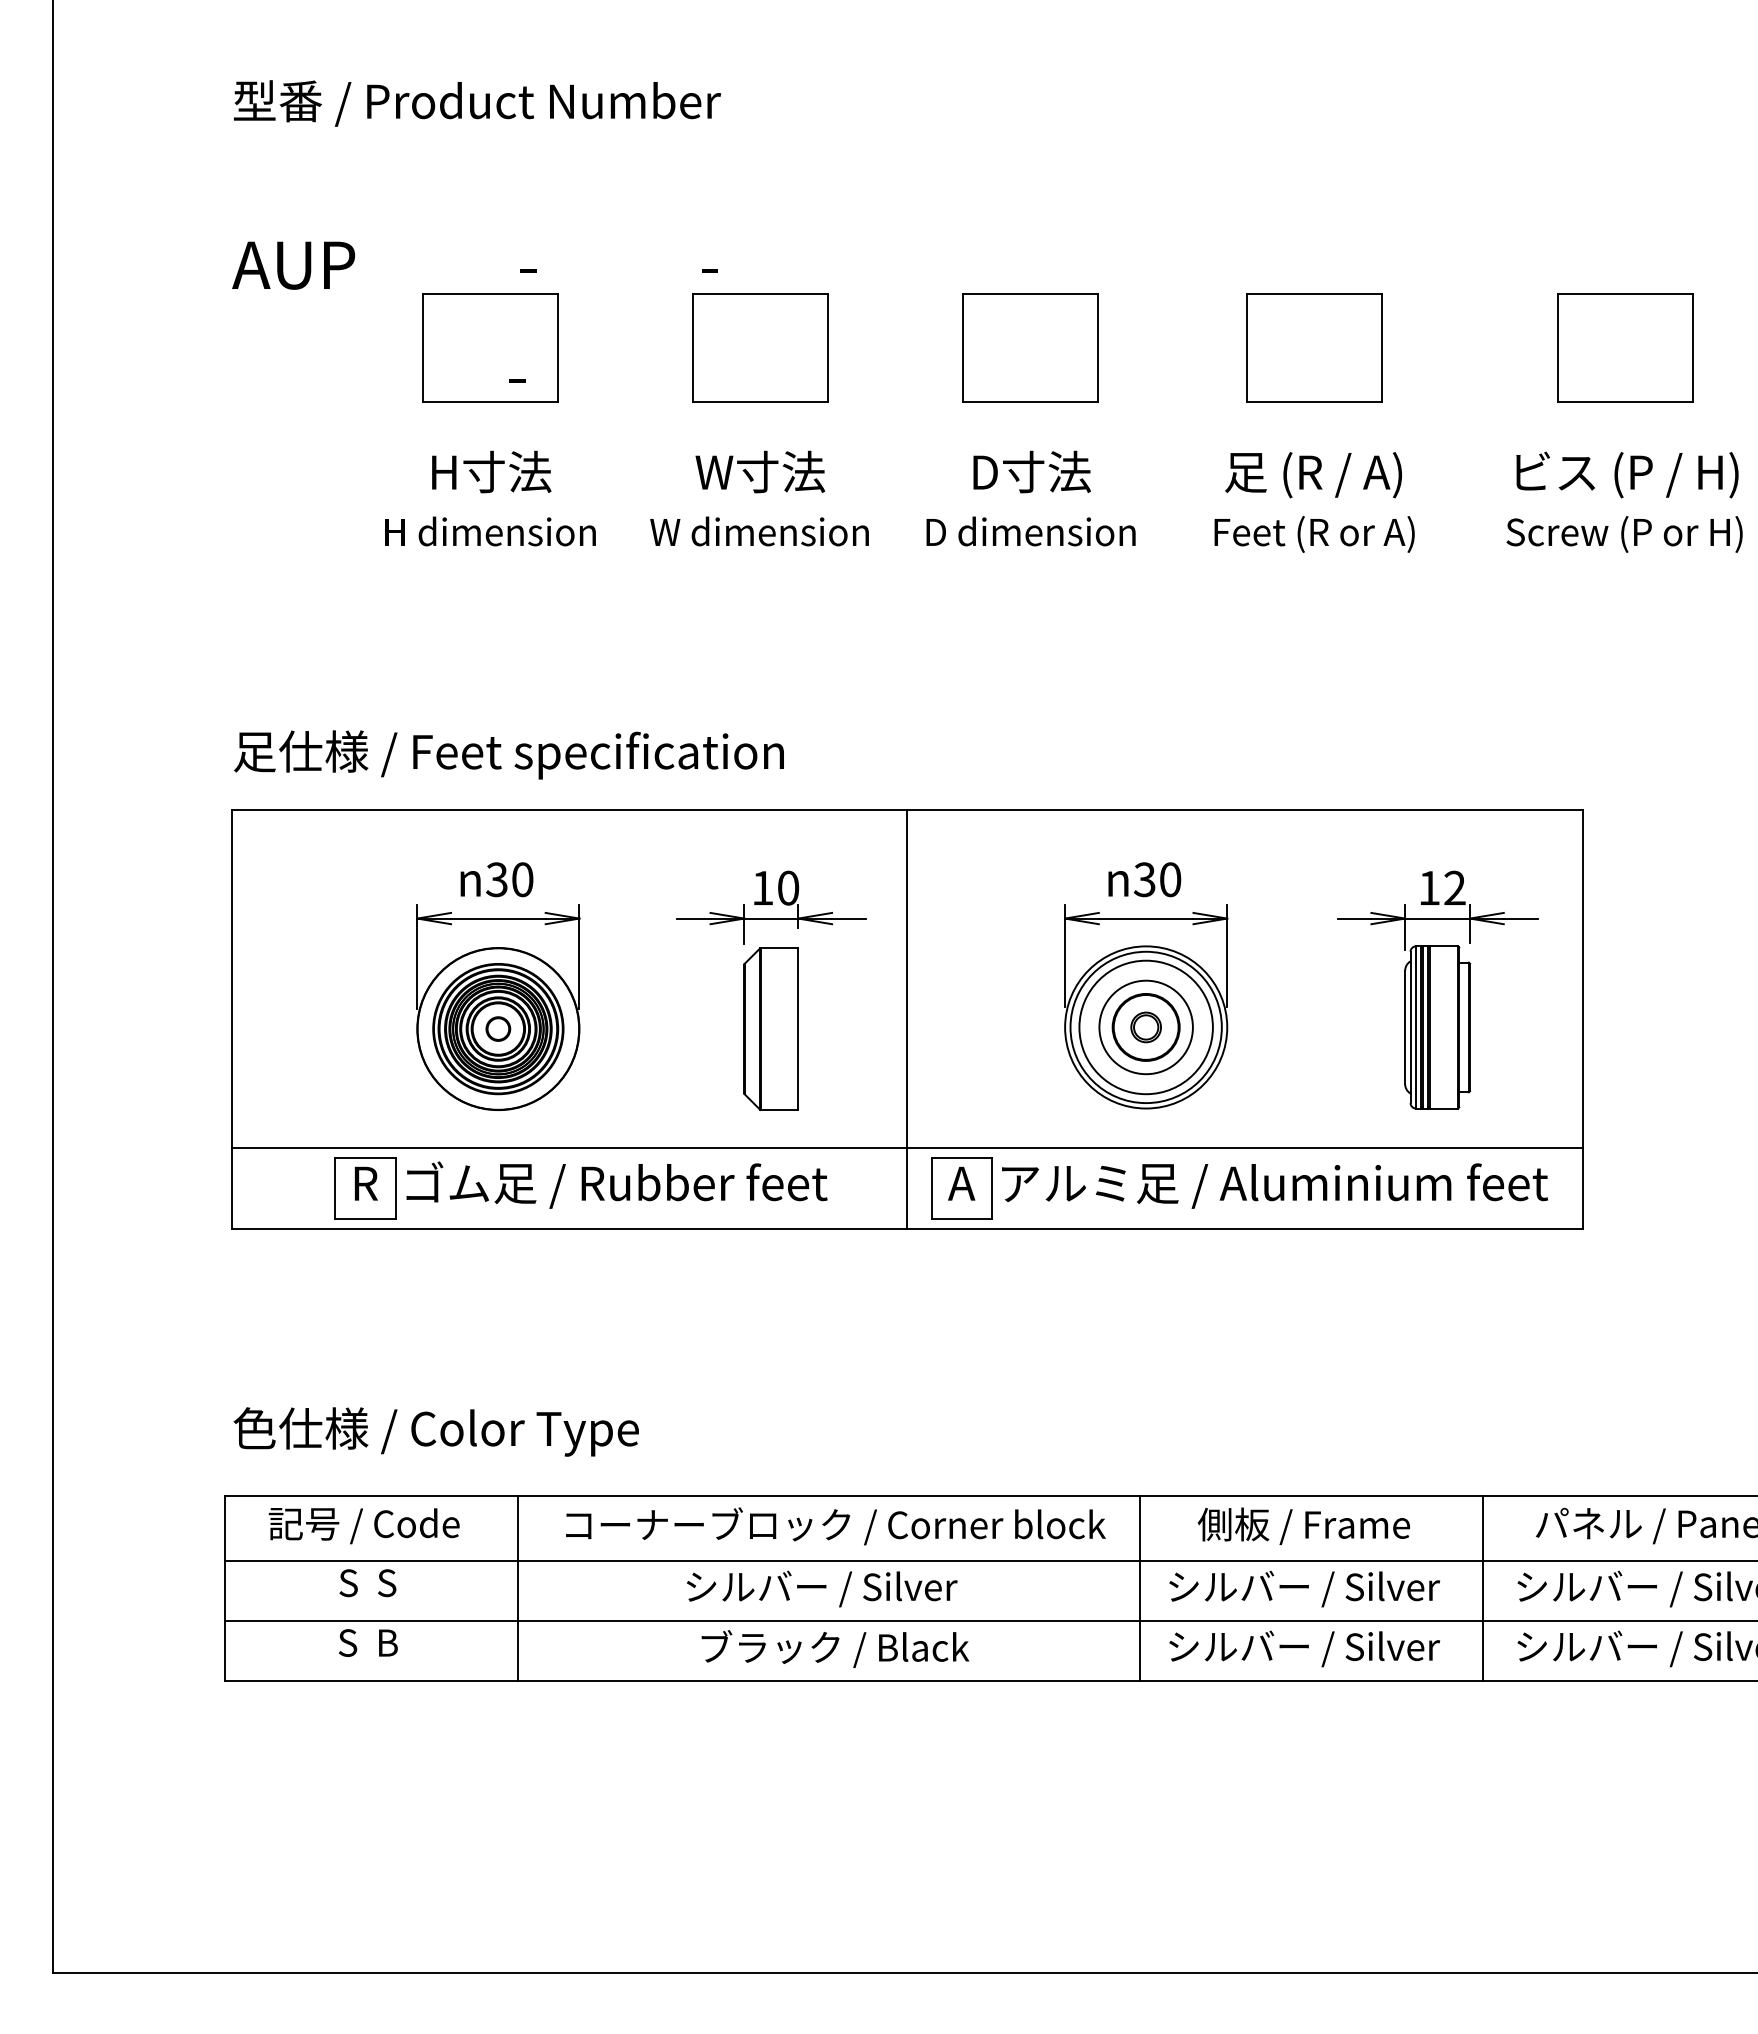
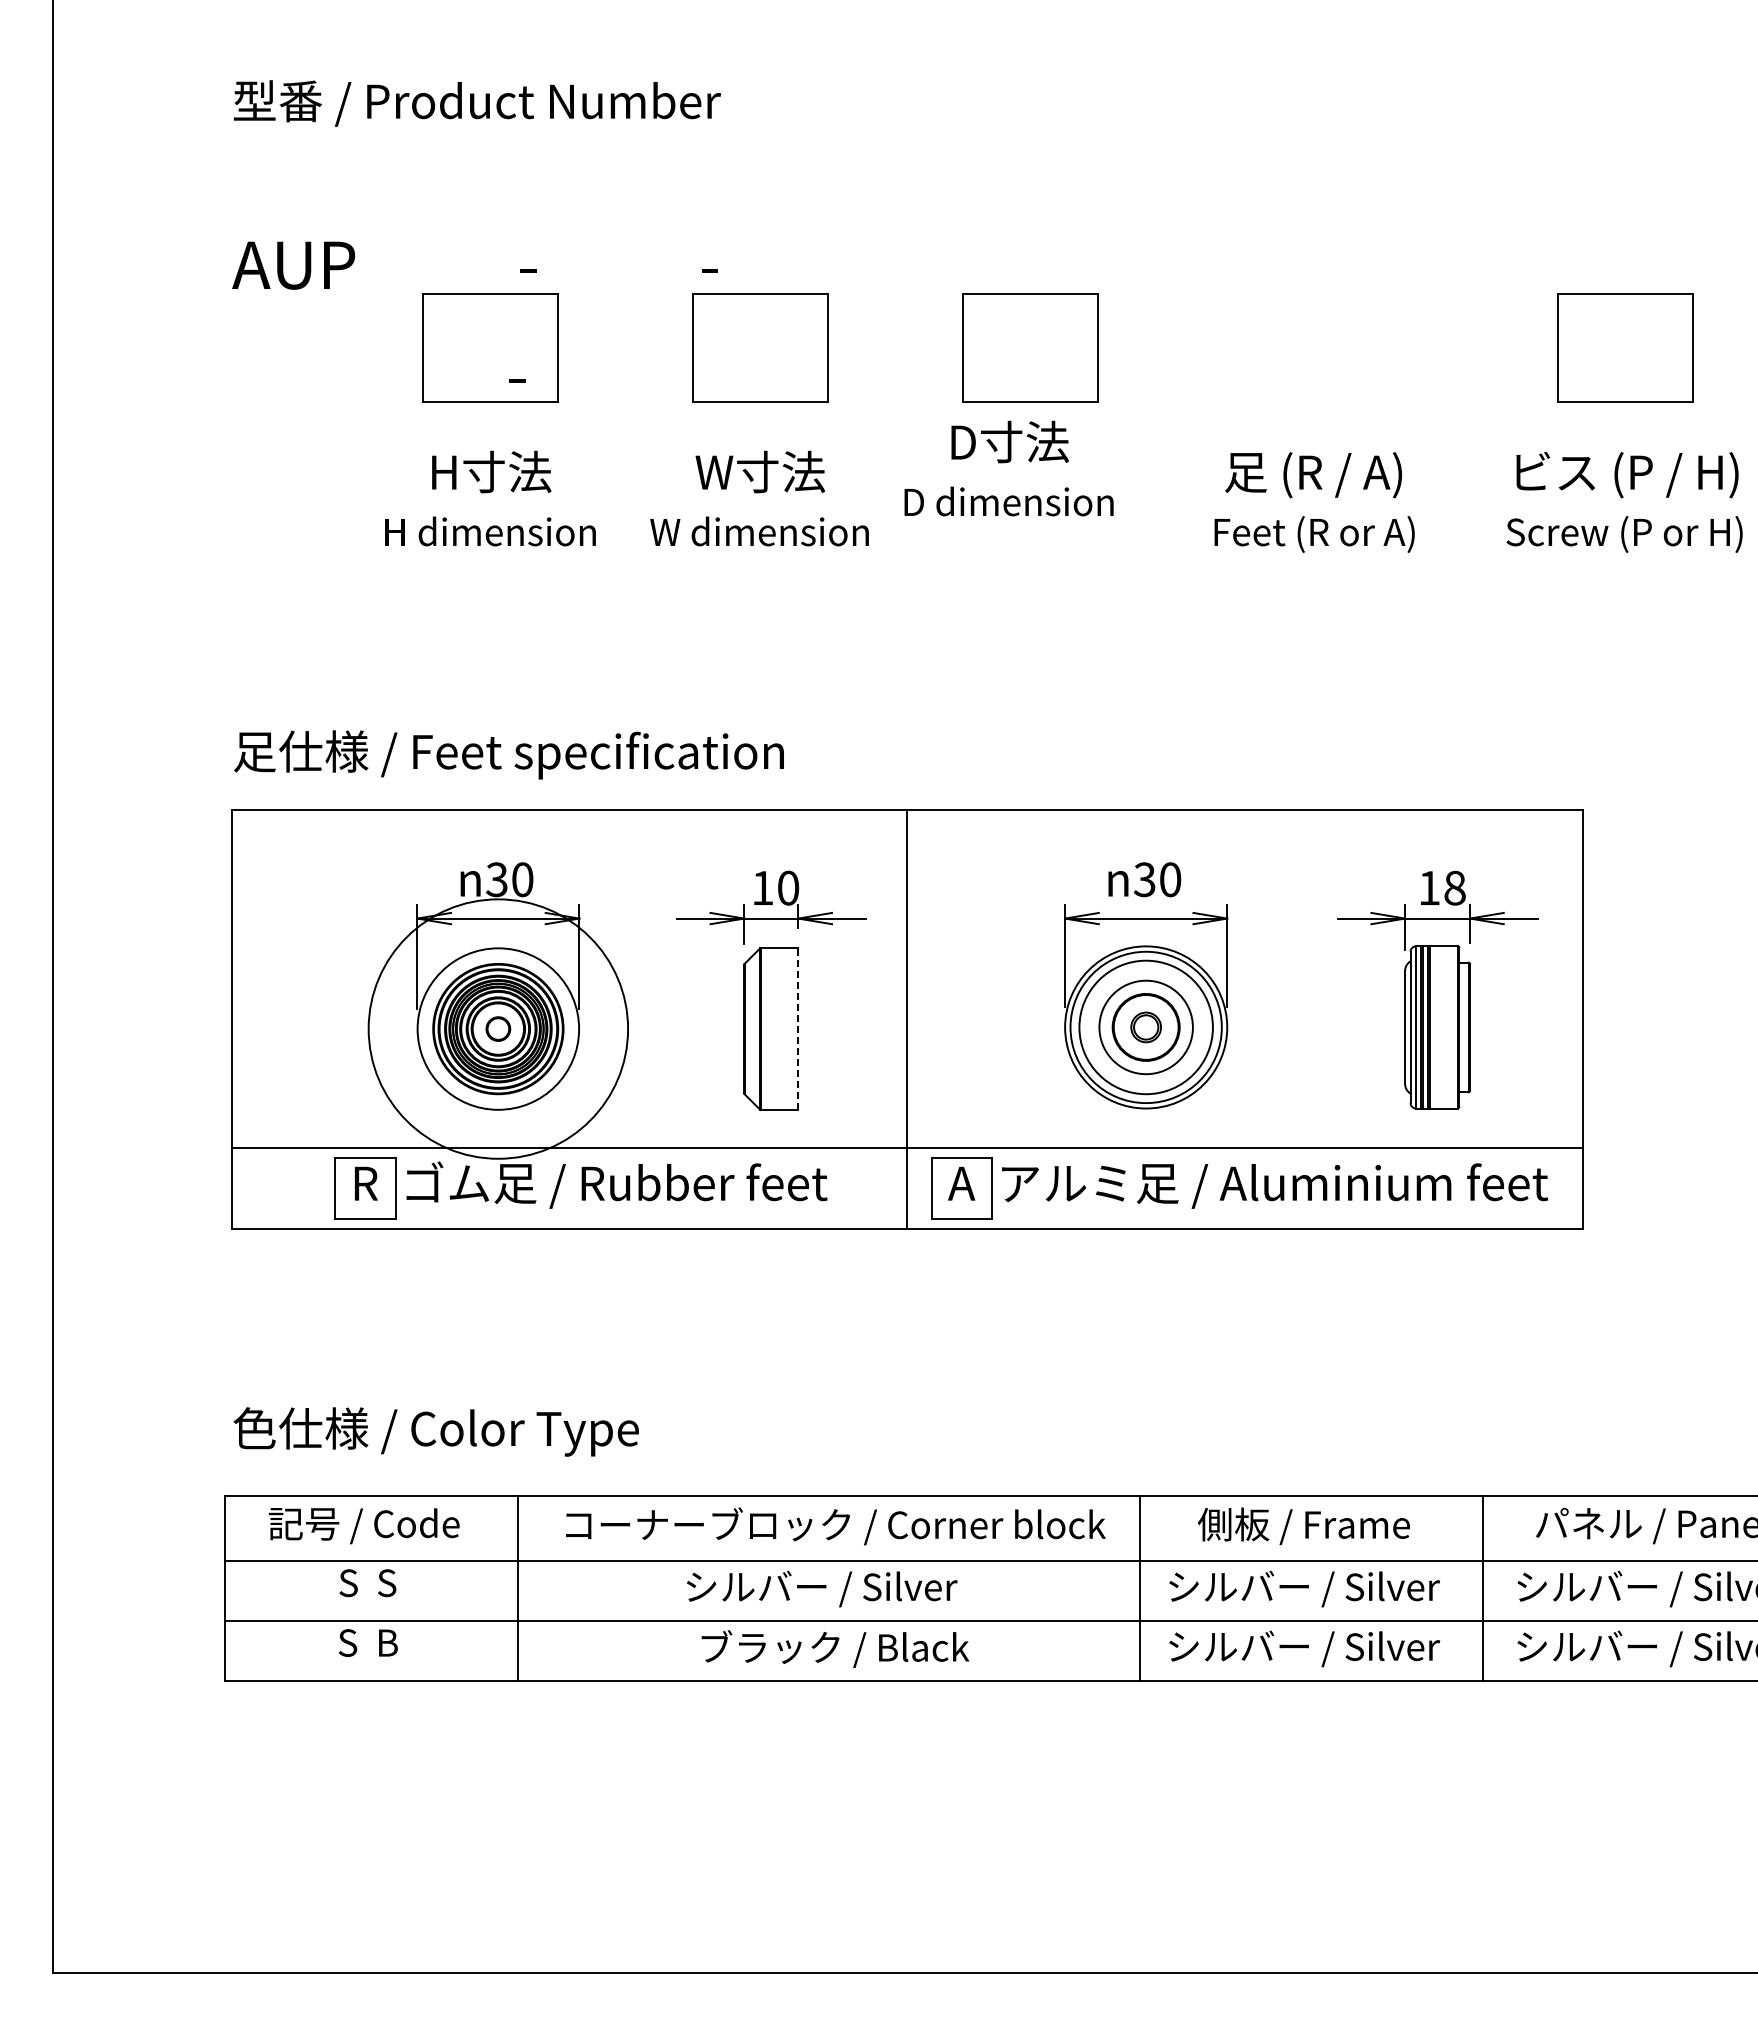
part: present -> none (1314, 347)
text position: (1030, 498) -> (1008, 468) (1008, 468)
text: 12 -> 18 (1454, 887)
line: solid -> dashed (798, 1028)
circle diameter: 162 px -> 259 px (498, 1028)
